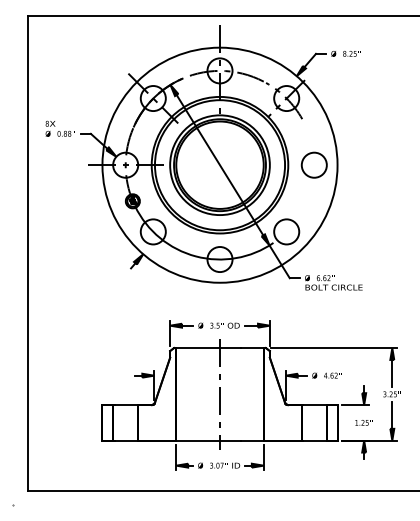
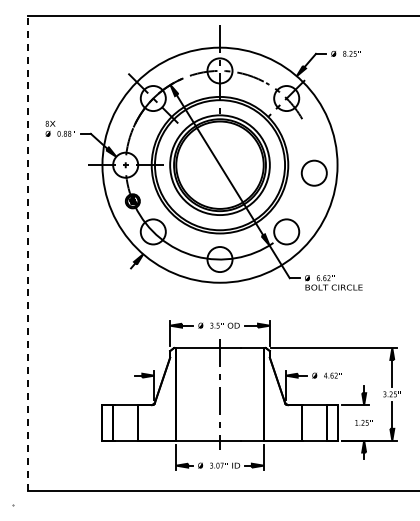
circle position: (313, 164) -> (313, 172) (313, 172)
line: solid -> dashed (27, 252)
